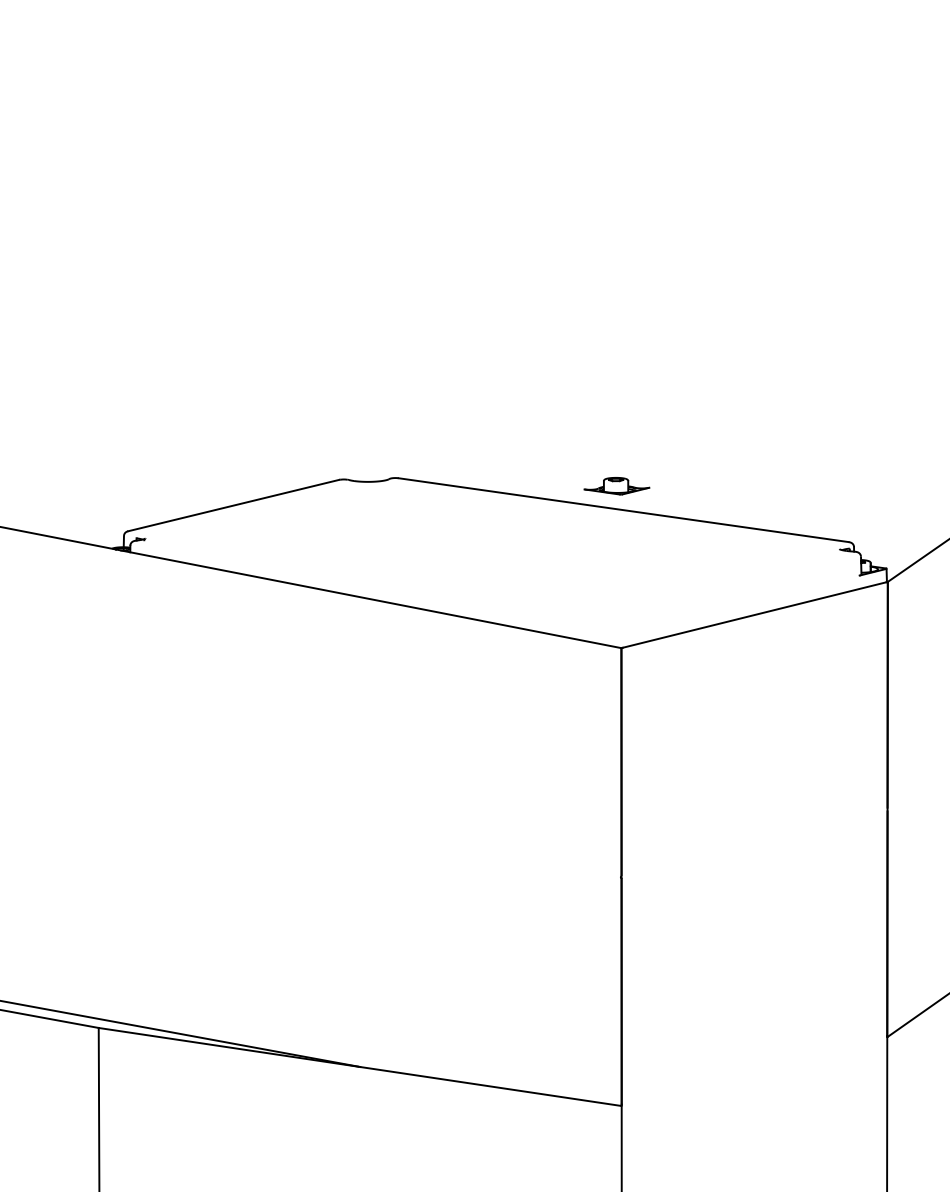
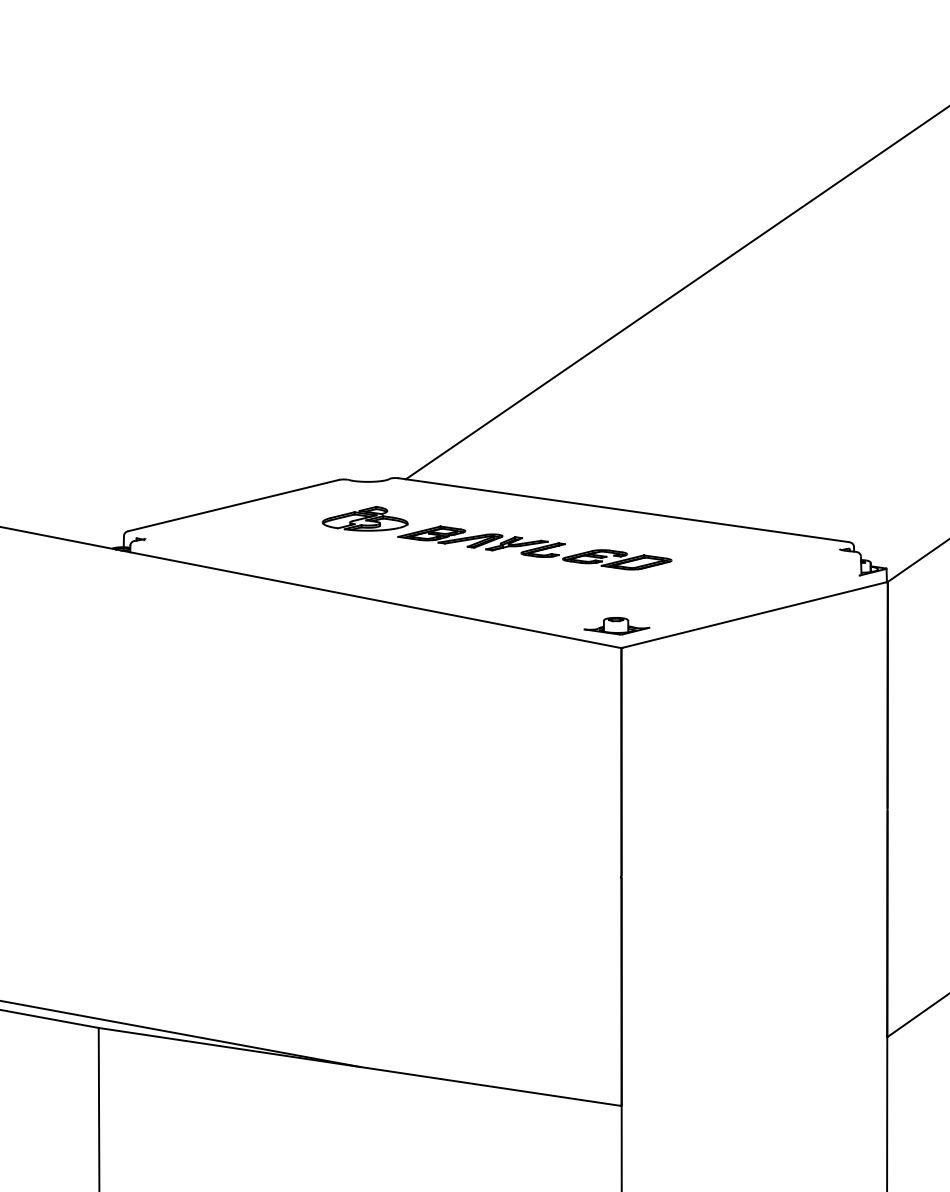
line: none -> present (675, 293)
part position: (616, 486) -> (616, 626) (616, 626)
part: none -> present (496, 538)
